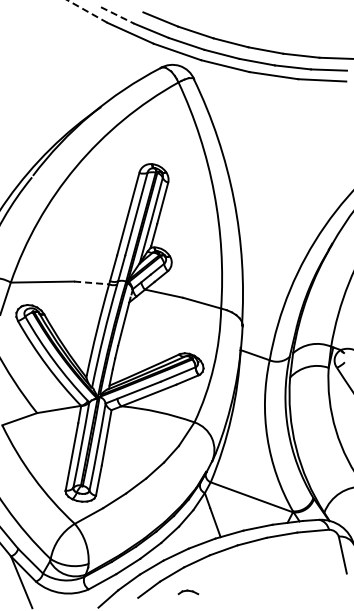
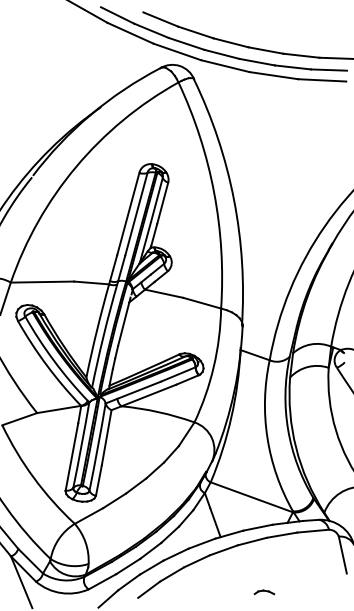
line: dashed -> solid (87, 11)
line: dashed -> solid (117, 15)
line: dashed -> solid (91, 282)
part position: (188, 592) -> (264, 592) (264, 592)
